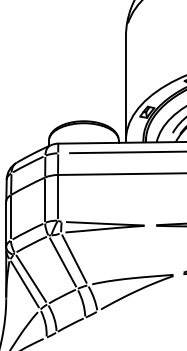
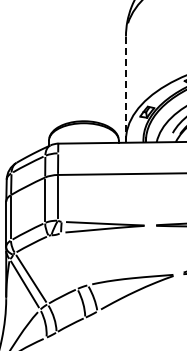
line: solid -> dashed (125, 88)
line: present -> none (126, 152)
line: present -> none (74, 258)
line: present -> none (62, 262)
